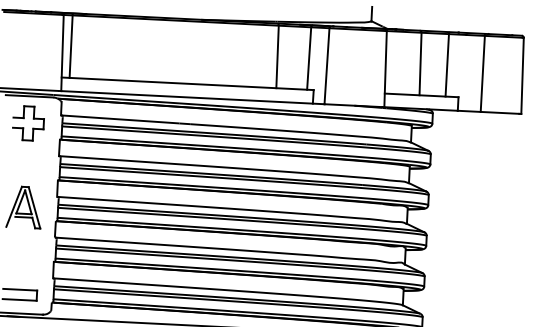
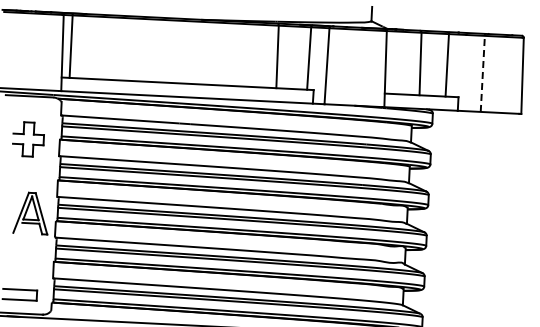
line: solid -> dashed (482, 73)
part position: (28, 123) -> (28, 139) (28, 139)
part position: (23, 207) -> (30, 213) (30, 213)
